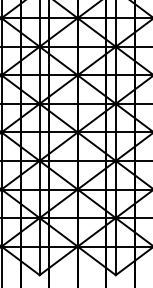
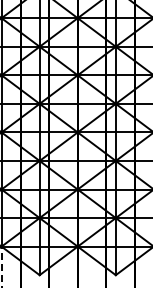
line: solid -> dashed (1, 267)
